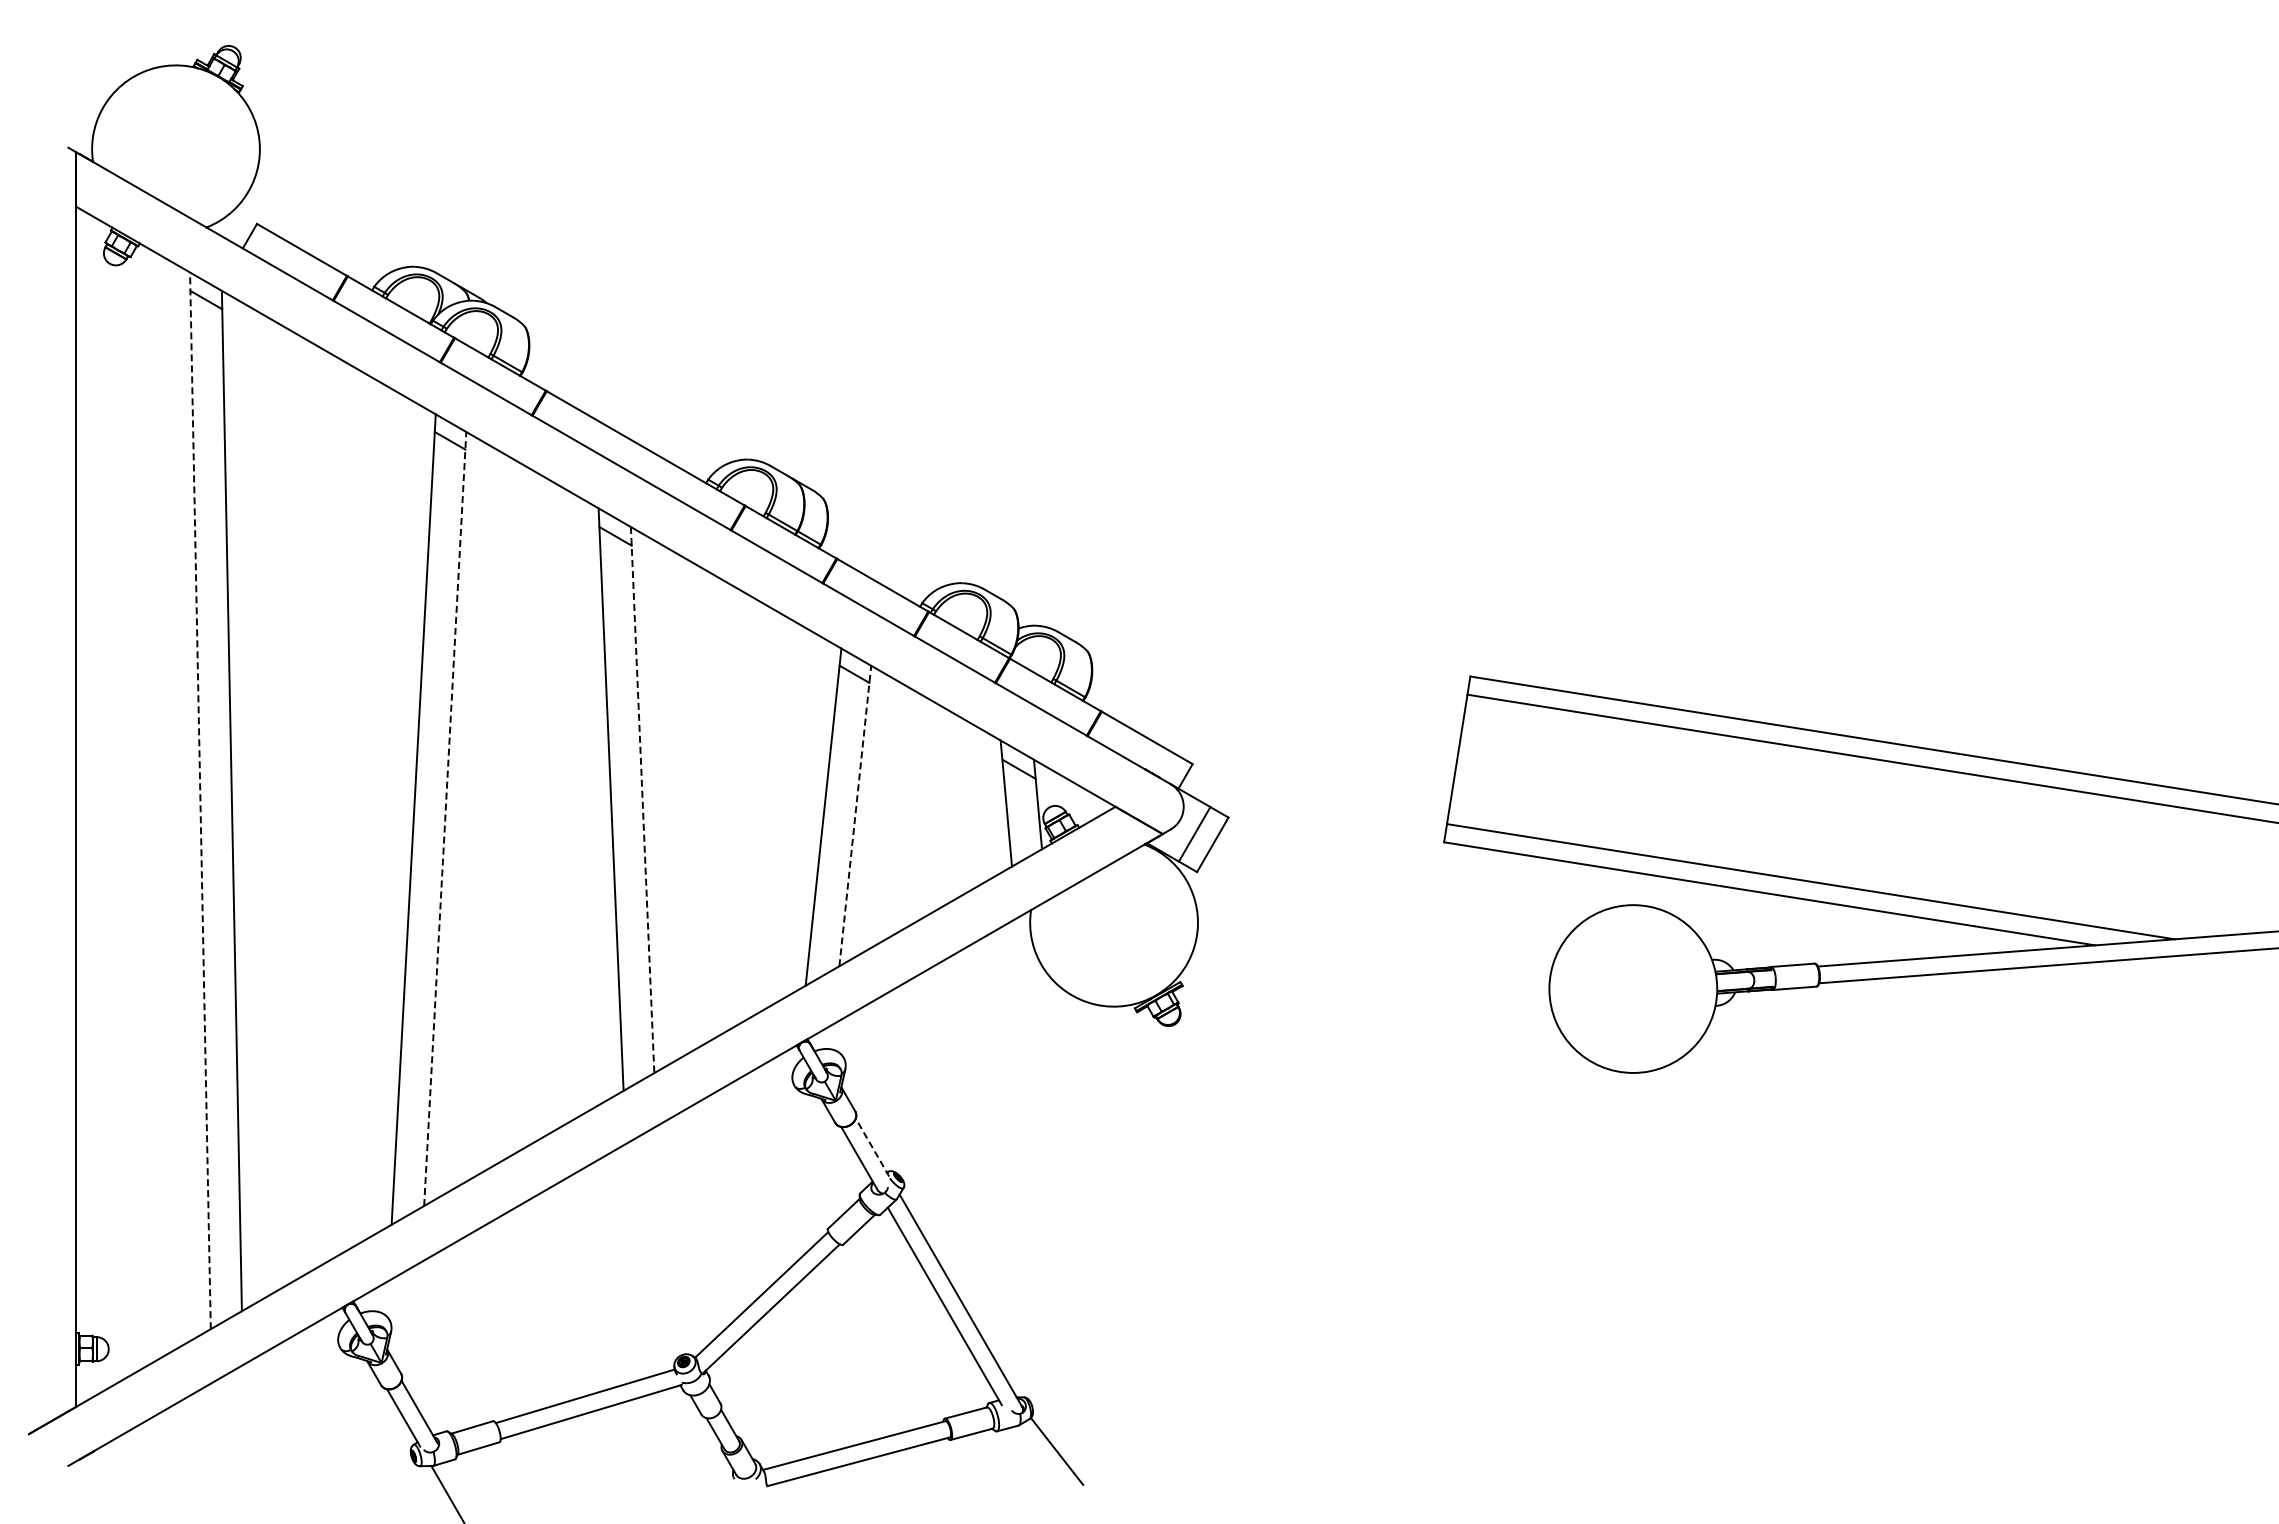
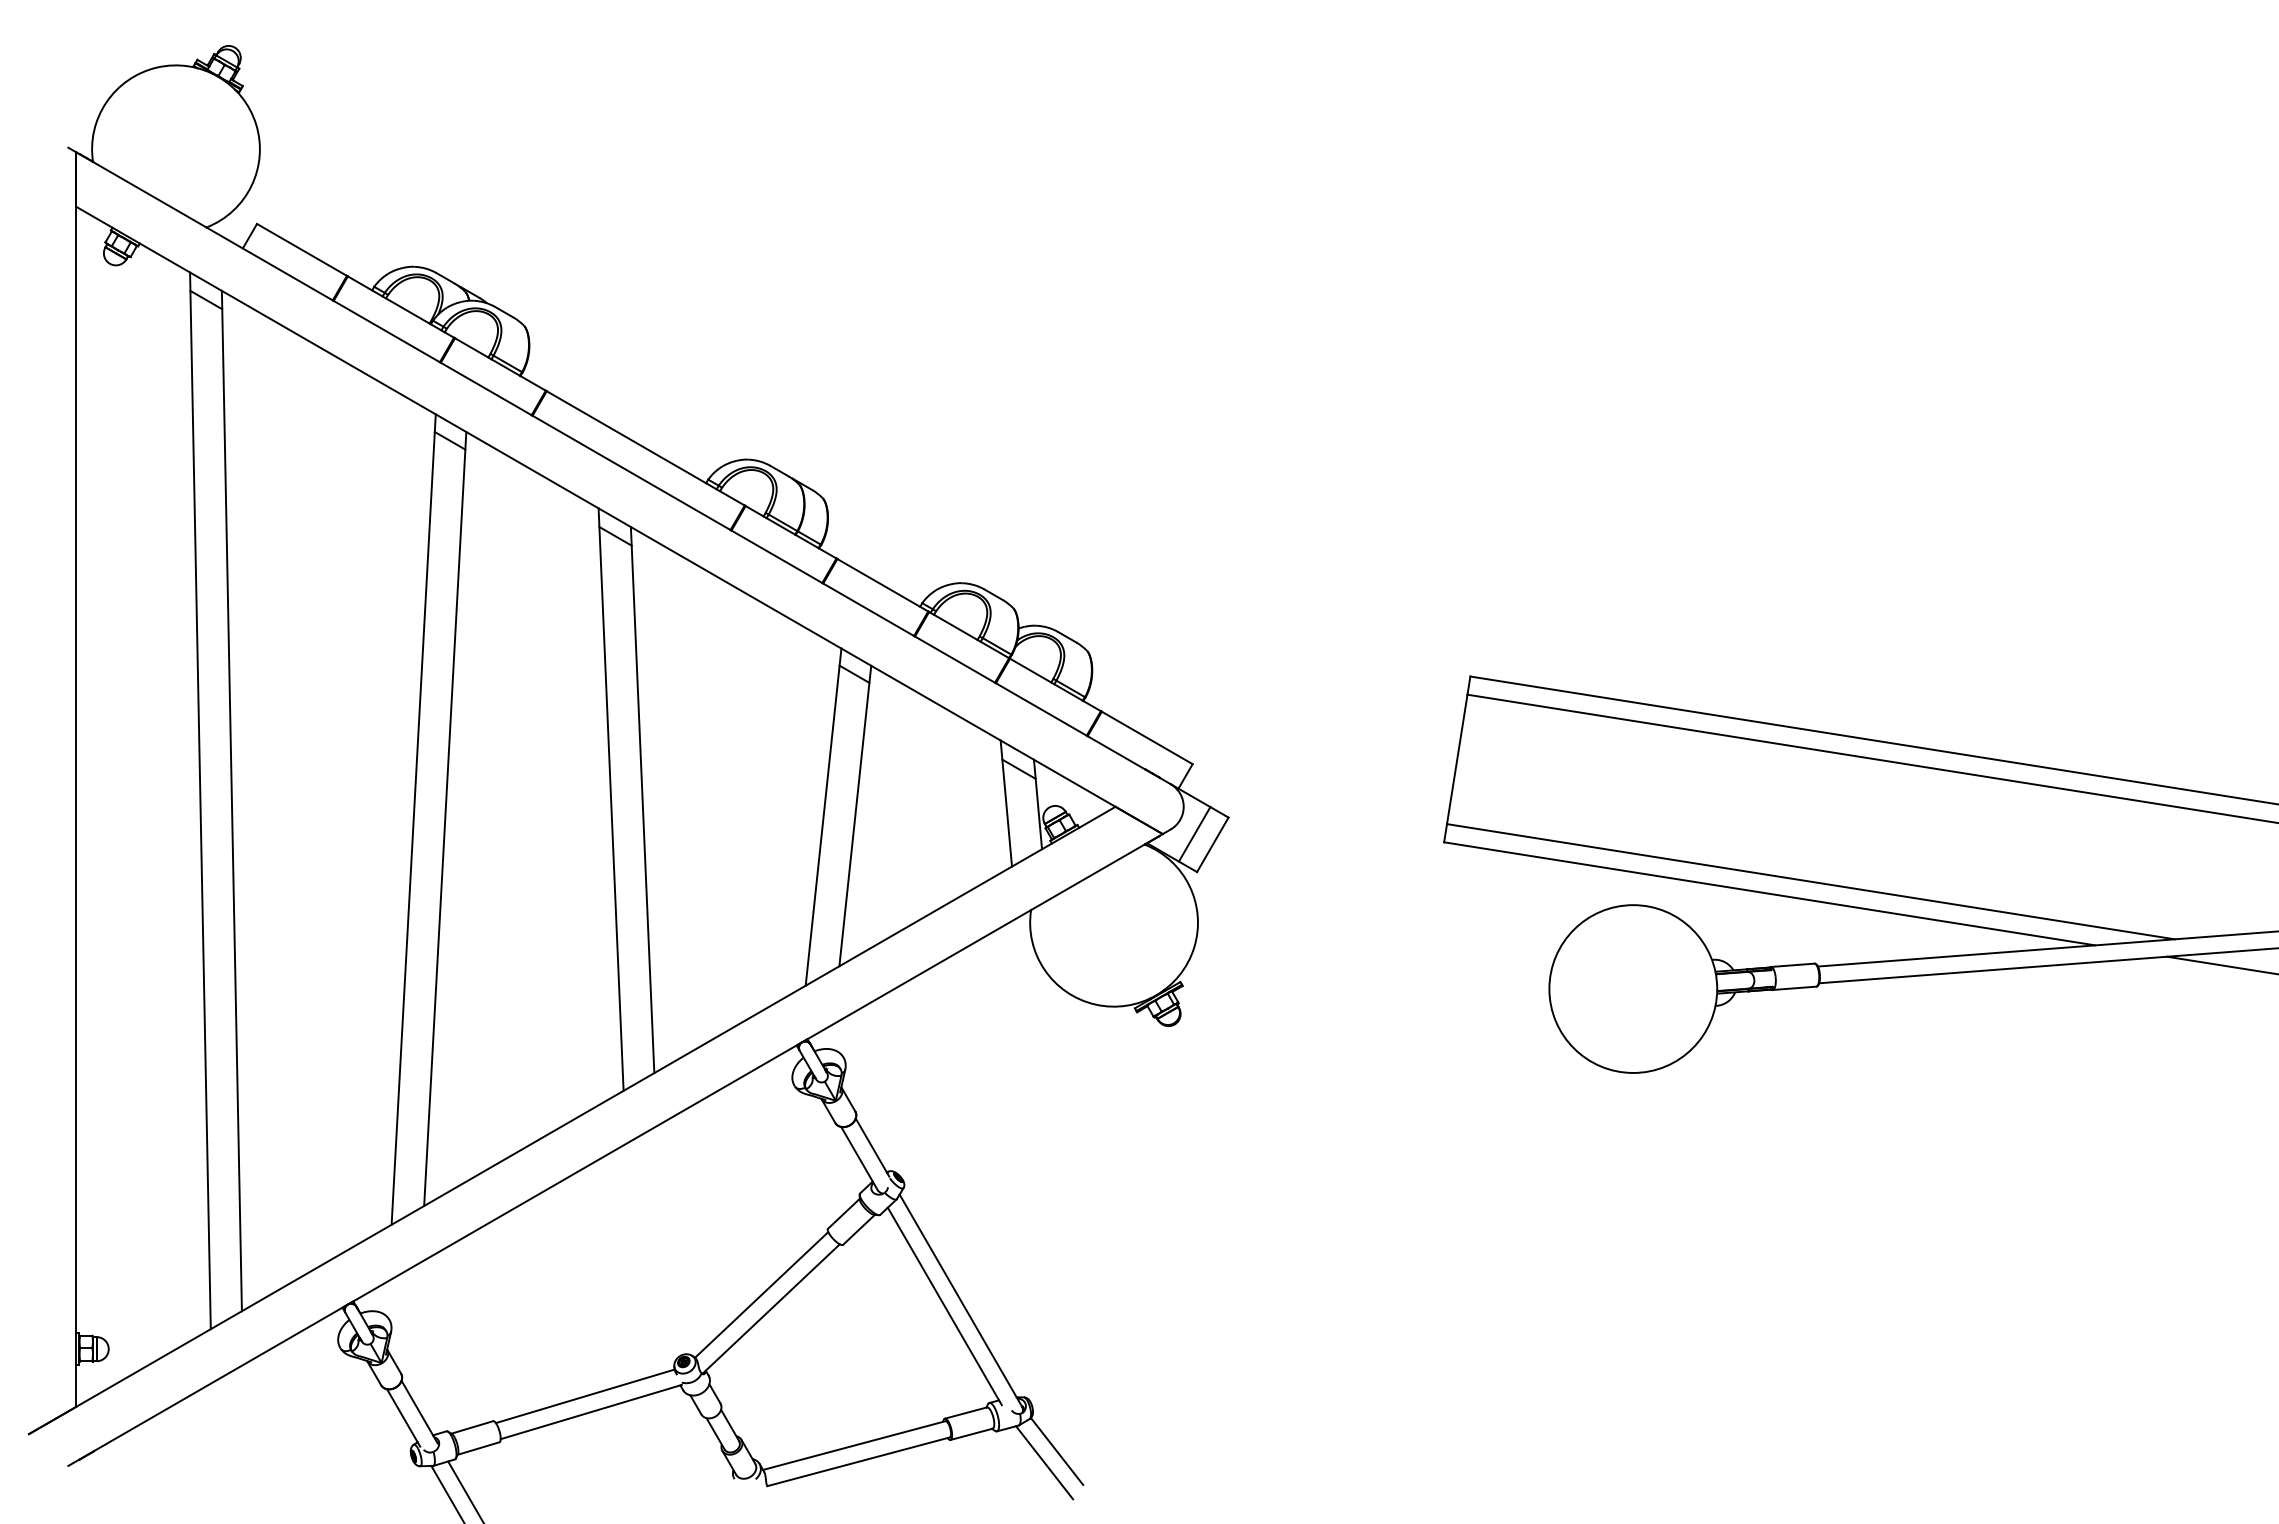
line: dashed -> solid (200, 800)
line: dashed -> solid (642, 800)
line: dashed -> solid (855, 815)
line: dashed -> solid (445, 819)
line: none -> present (2221, 964)
line: dashed -> solid (872, 1147)
line: none -> present (1044, 1462)
line: none -> present (465, 1490)
